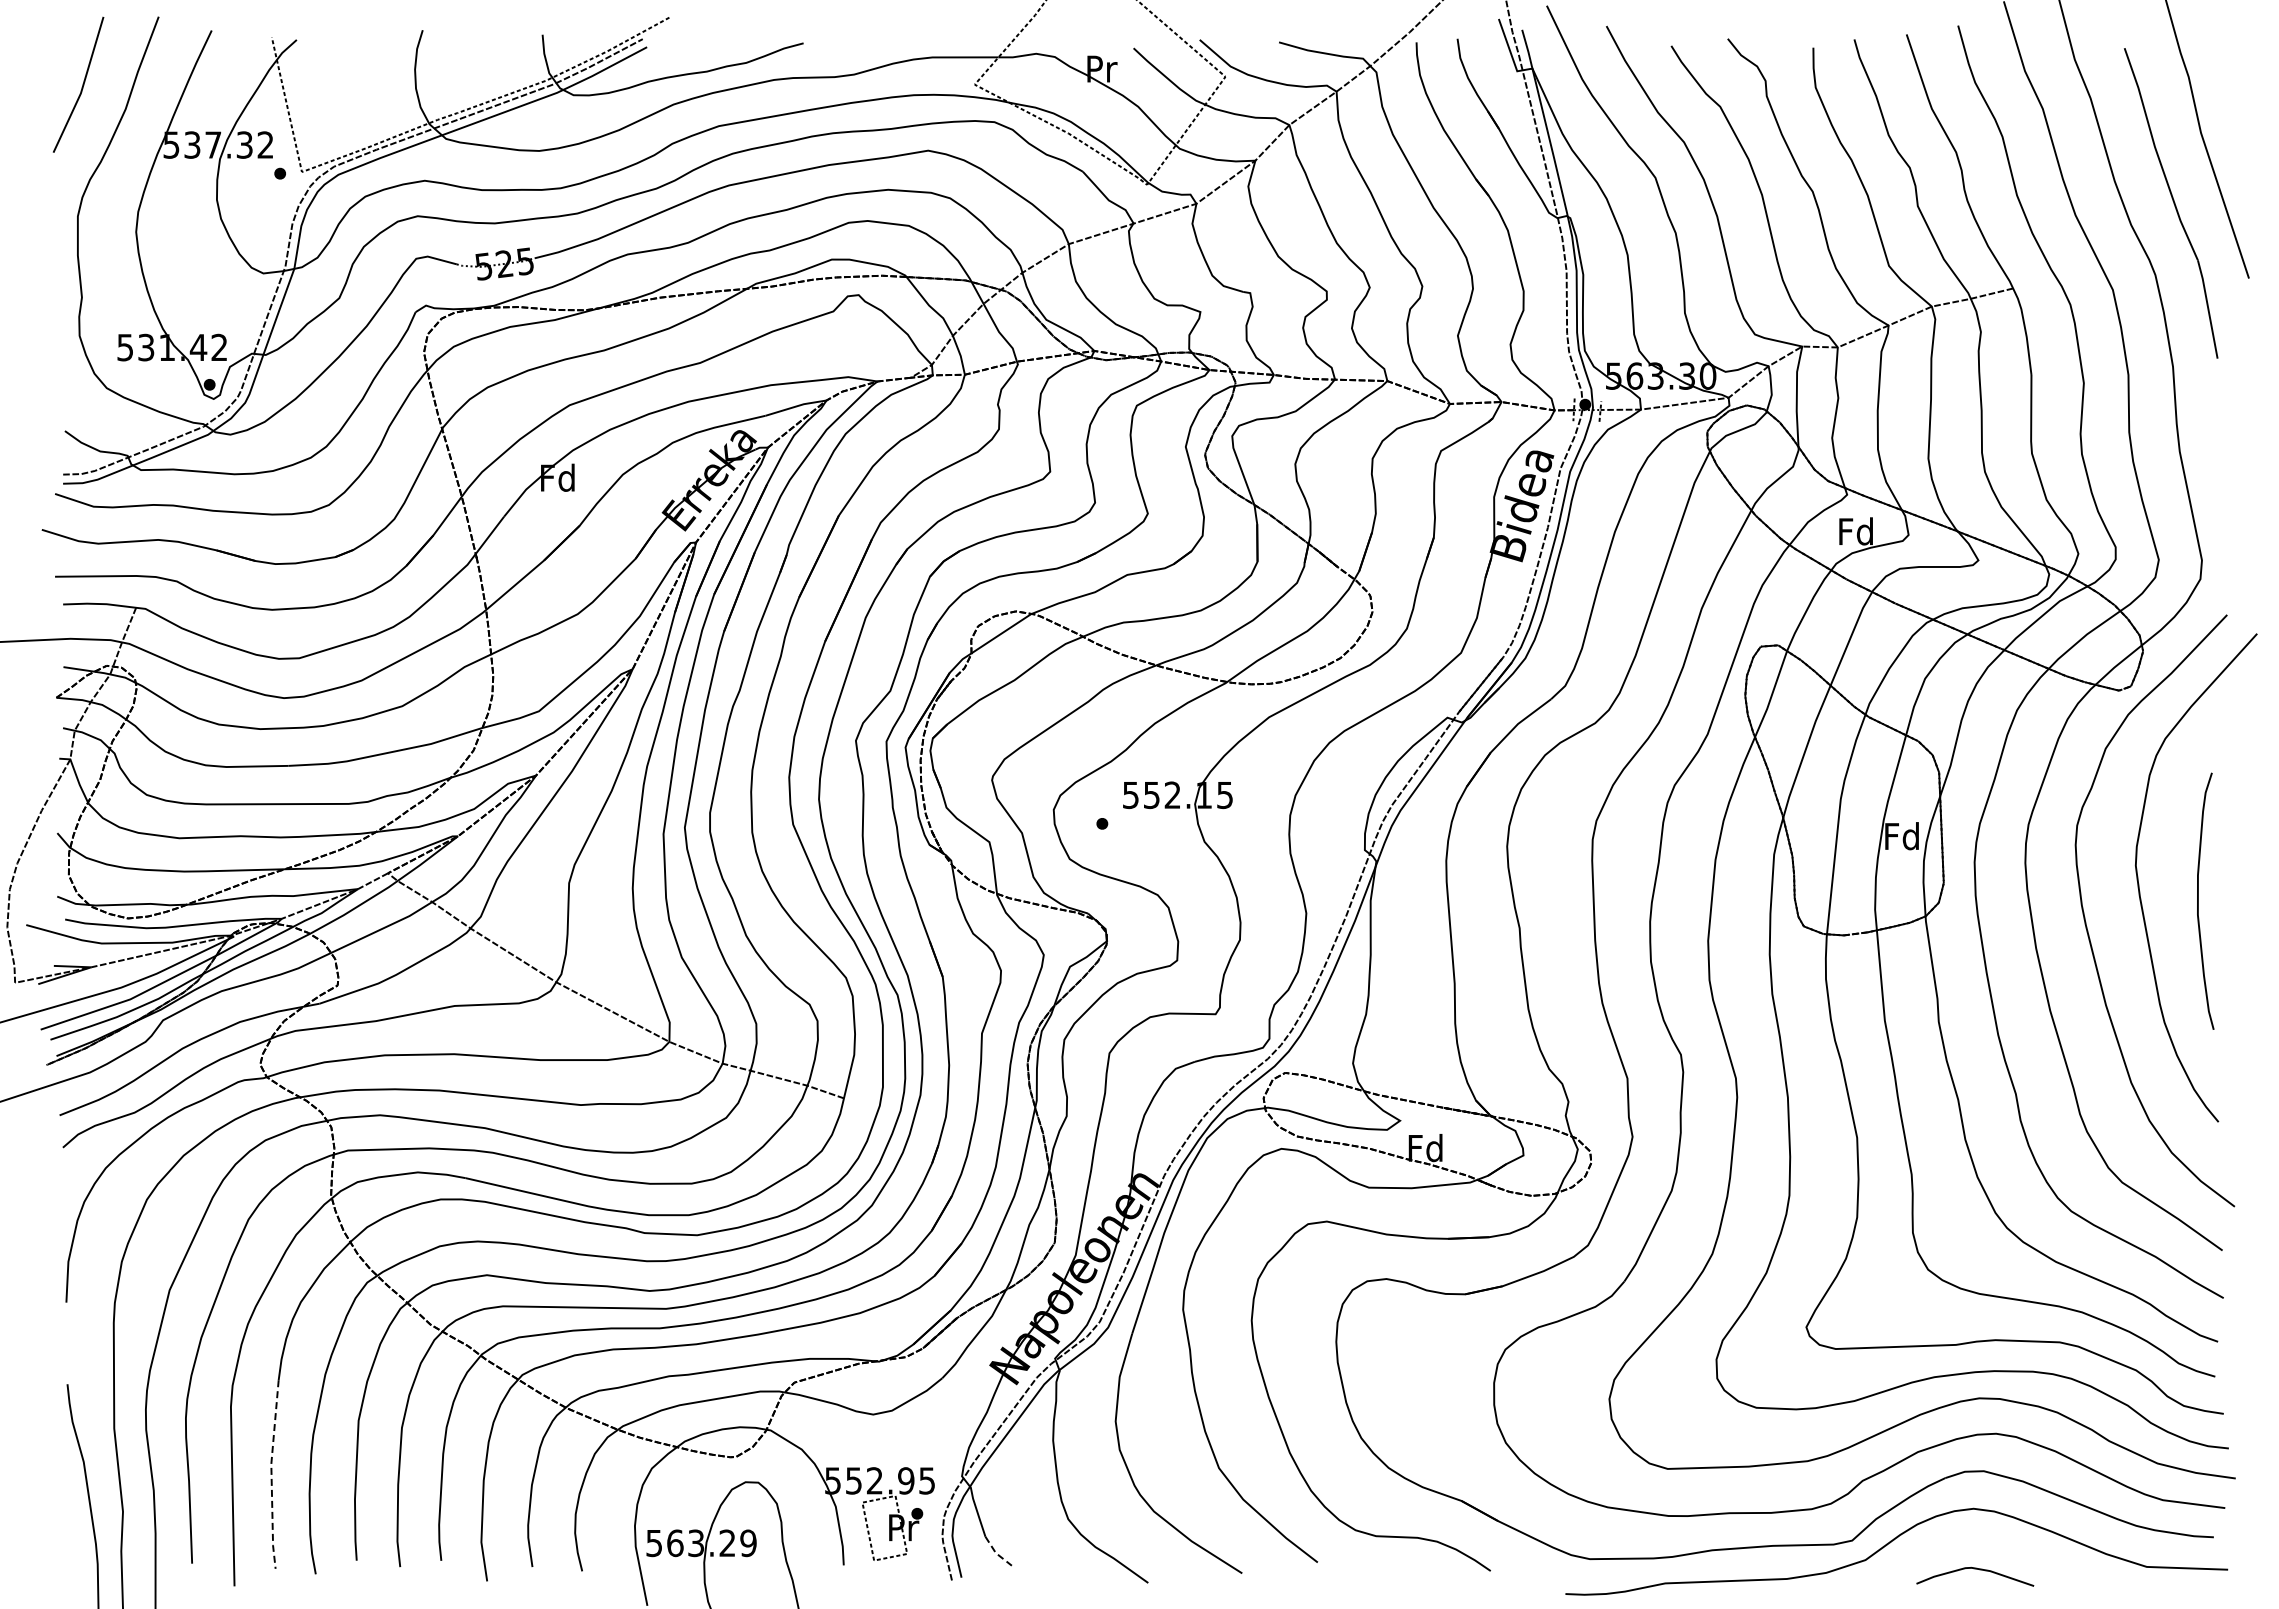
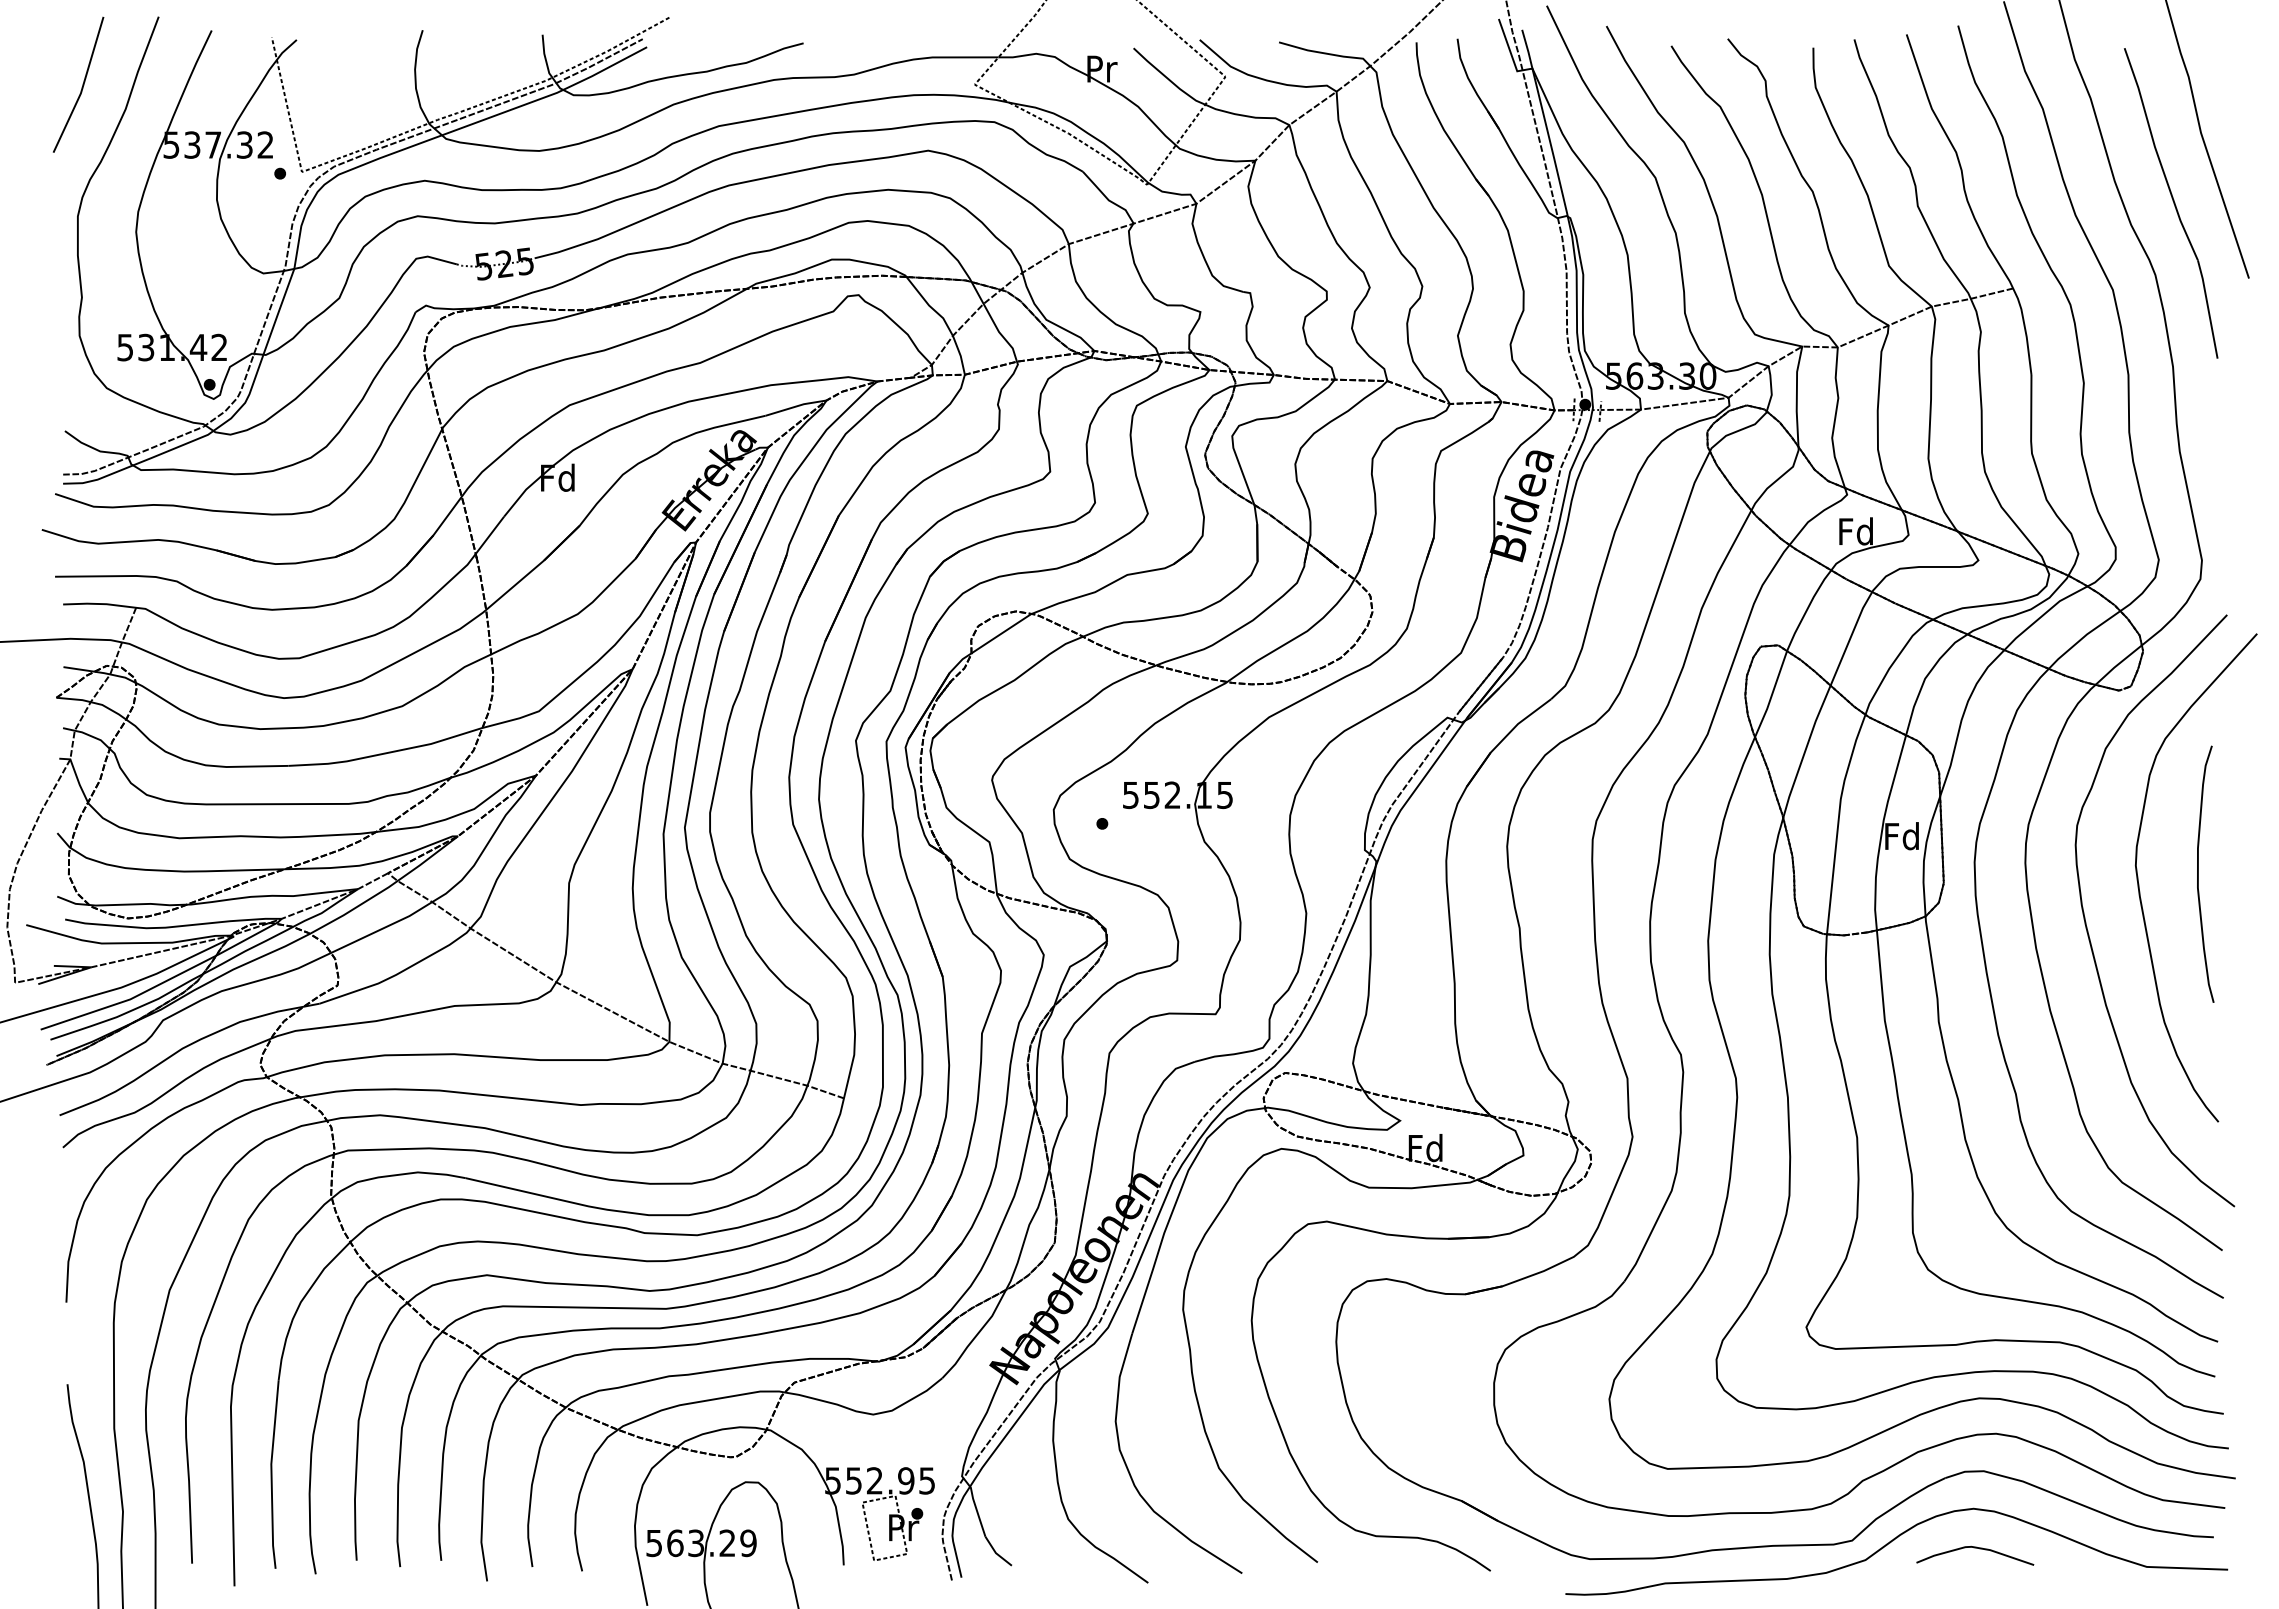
curve position: (2198, 900) -> (2198, 873) (2198, 873)
line: dashed -> solid (271, 1475)
line: dashed -> solid (995, 1553)
curve position: (1975, 1569) -> (1975, 1548) (1975, 1548)
